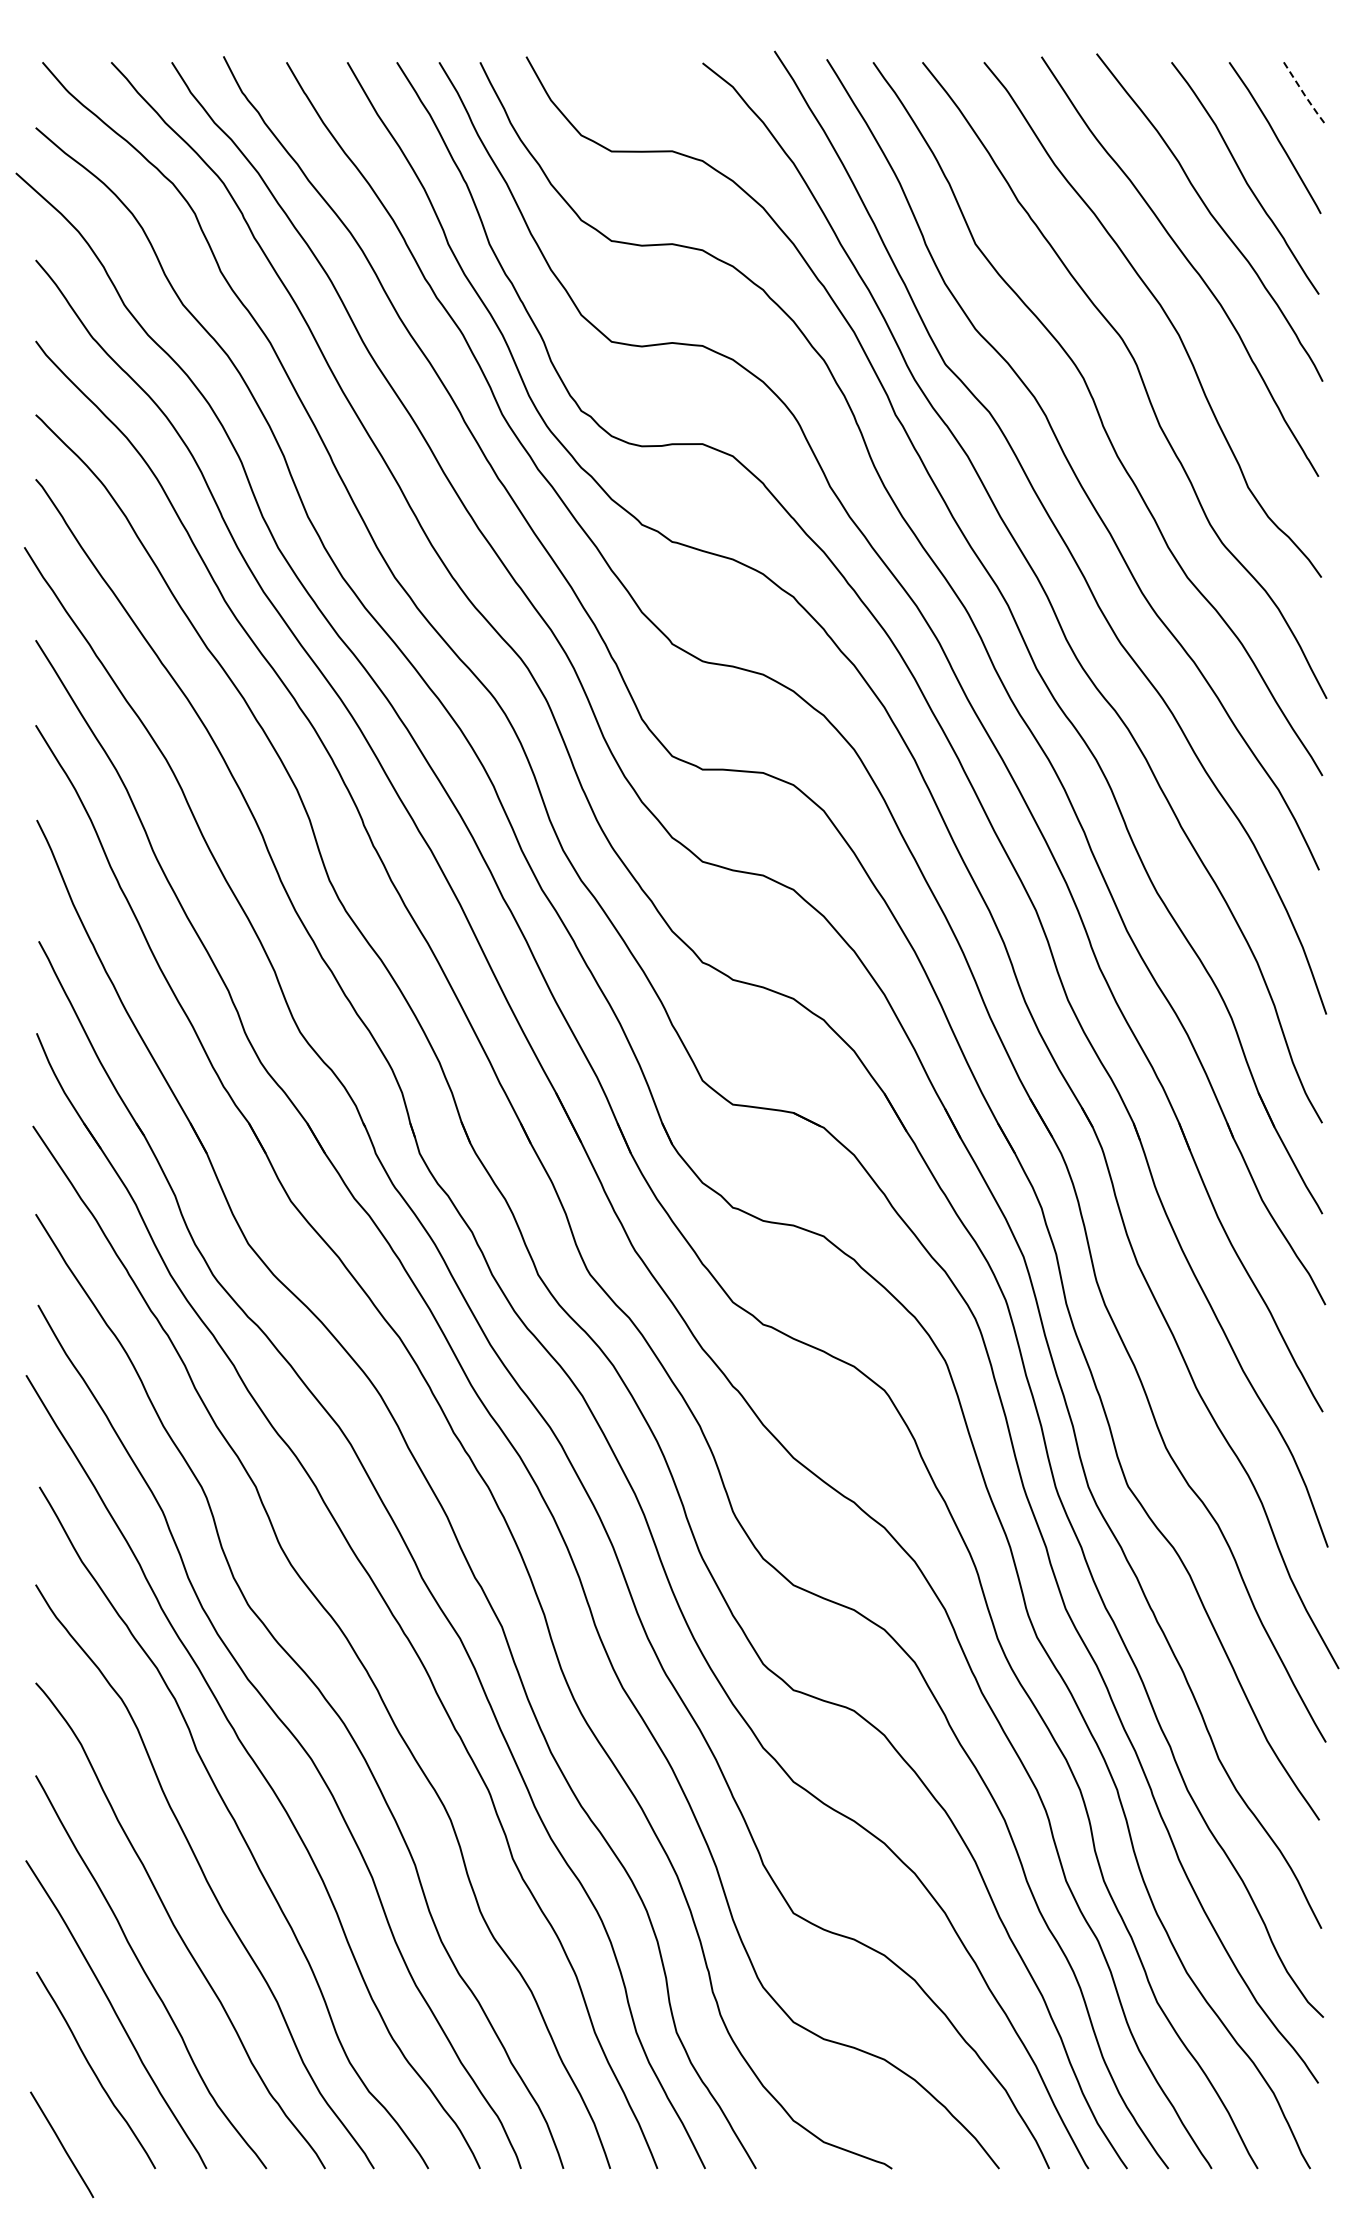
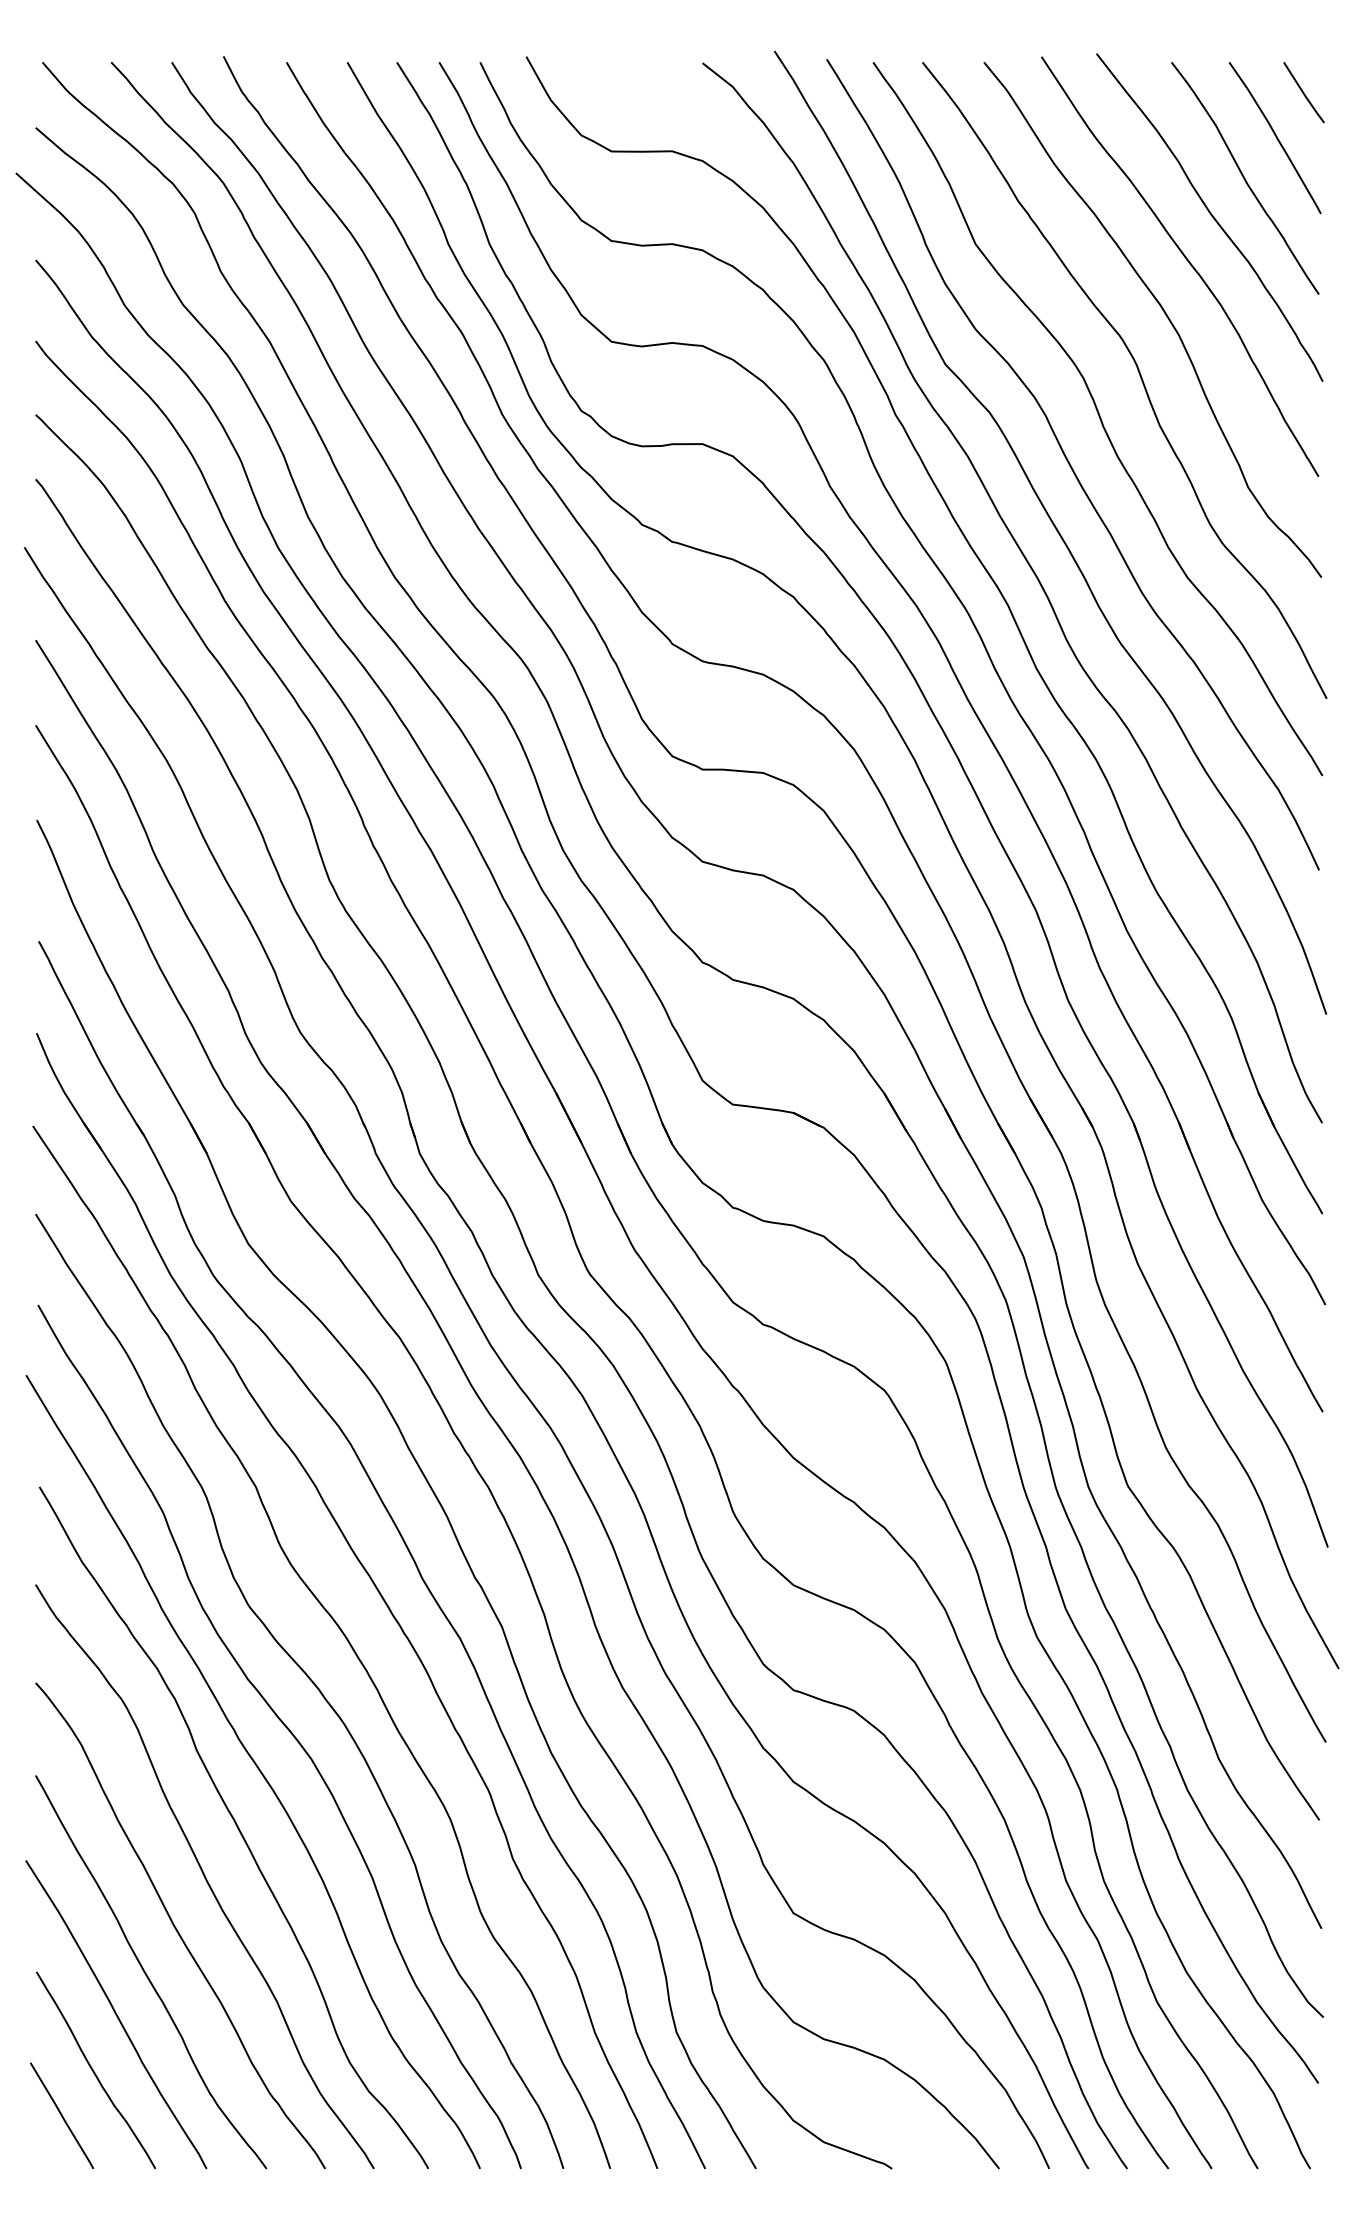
line: dashed -> solid (1304, 94)
line position: (62, 2144) -> (62, 2115) (62, 2115)
